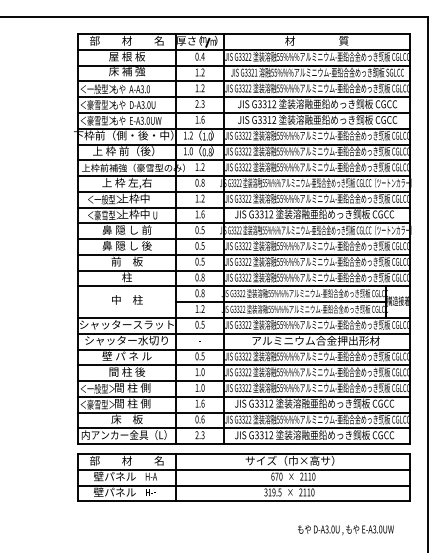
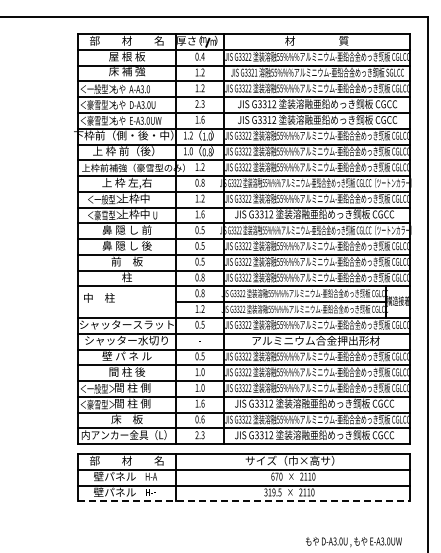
text position: (127, 299) -> (99, 297) (99, 297)
line: solid -> dashed (244, 501)
text position: (345, 530) -> (353, 542) (353, 542)
